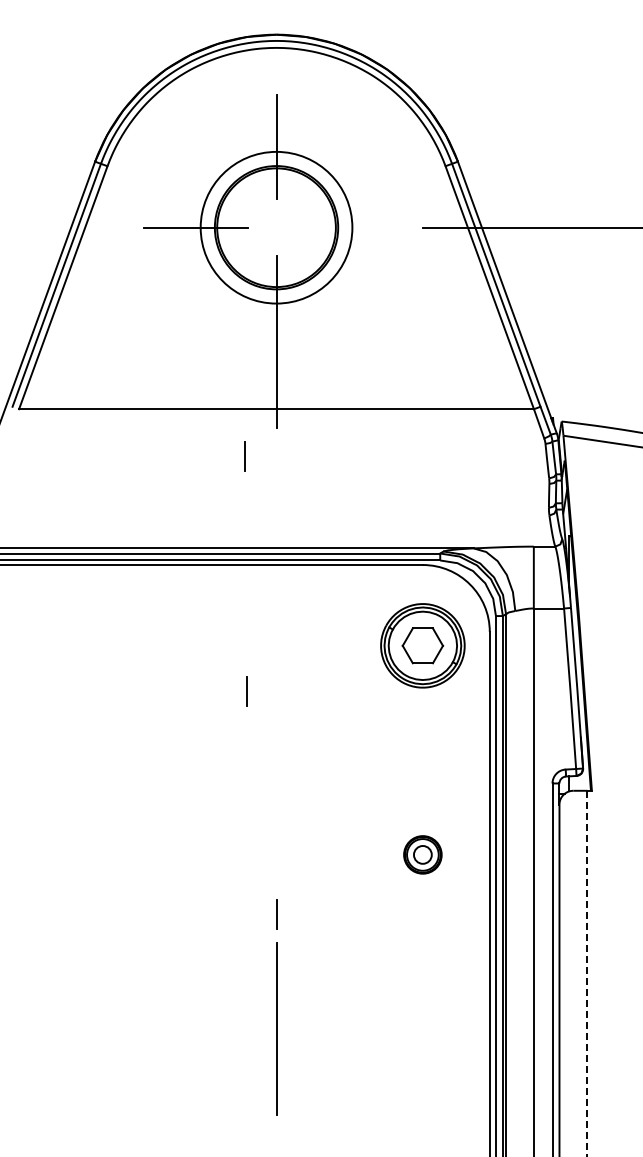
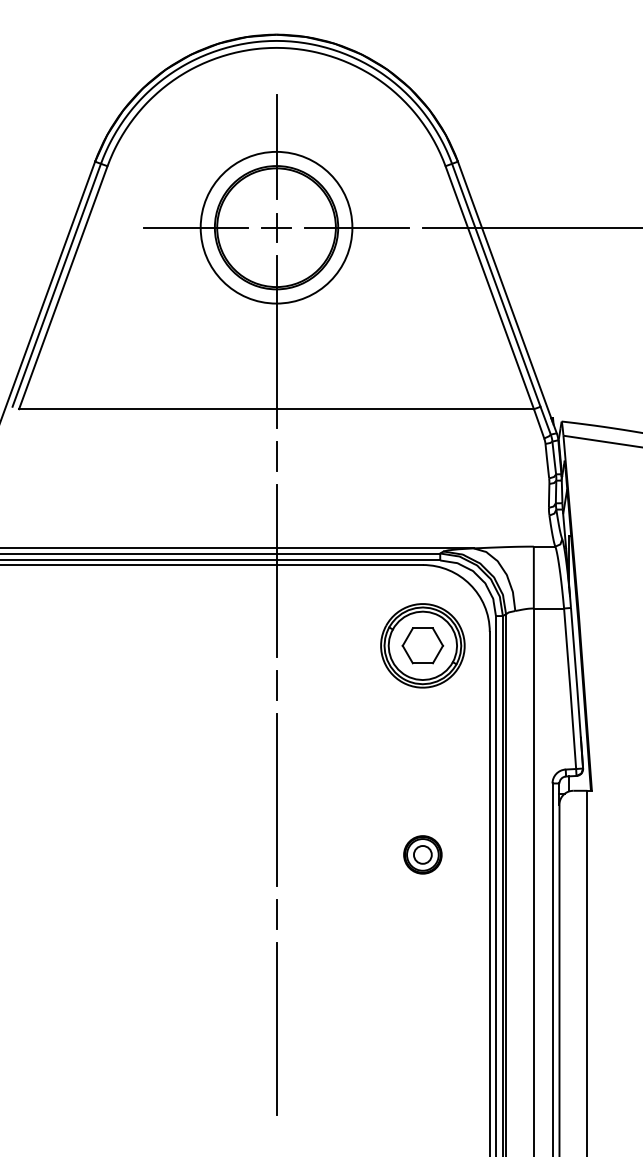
part: none -> present (276, 227)
line: none -> present (356, 227)
line position: (244, 456) -> (276, 456) (276, 456)
line: none -> present (276, 571)
line position: (246, 691) -> (276, 685) (276, 685)
line: none -> present (276, 800)
line: dashed -> solid (587, 973)
